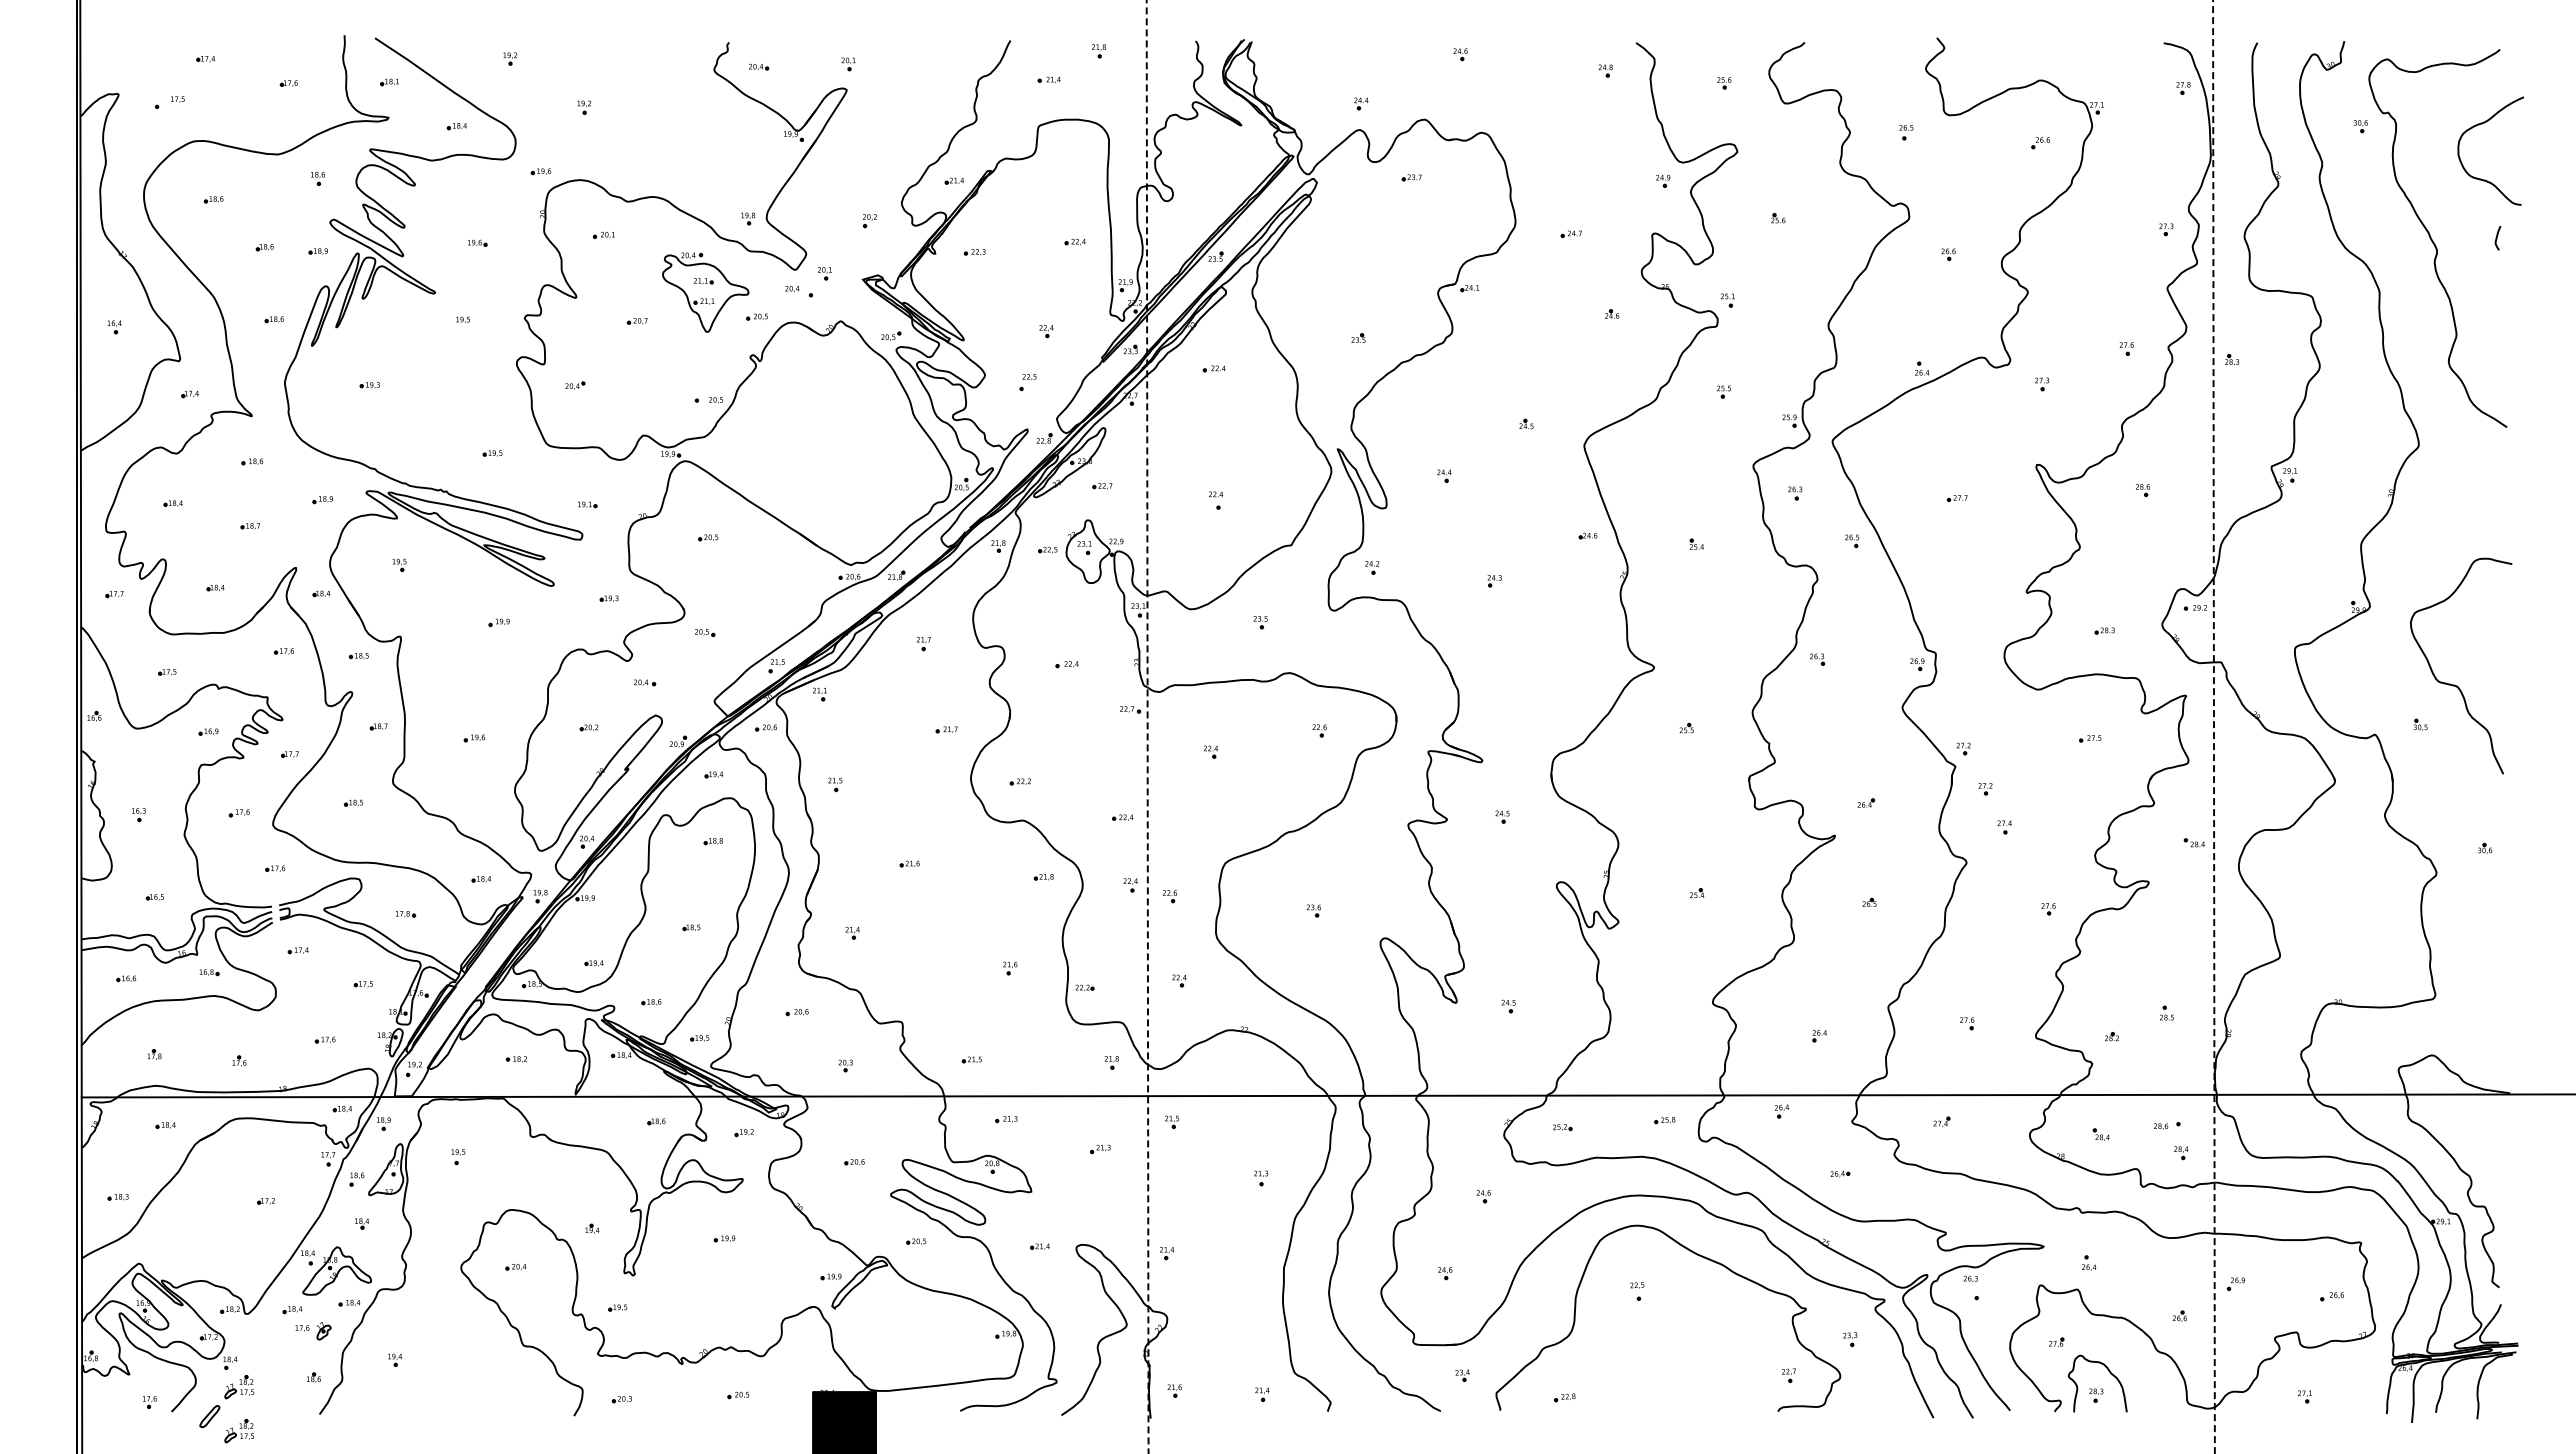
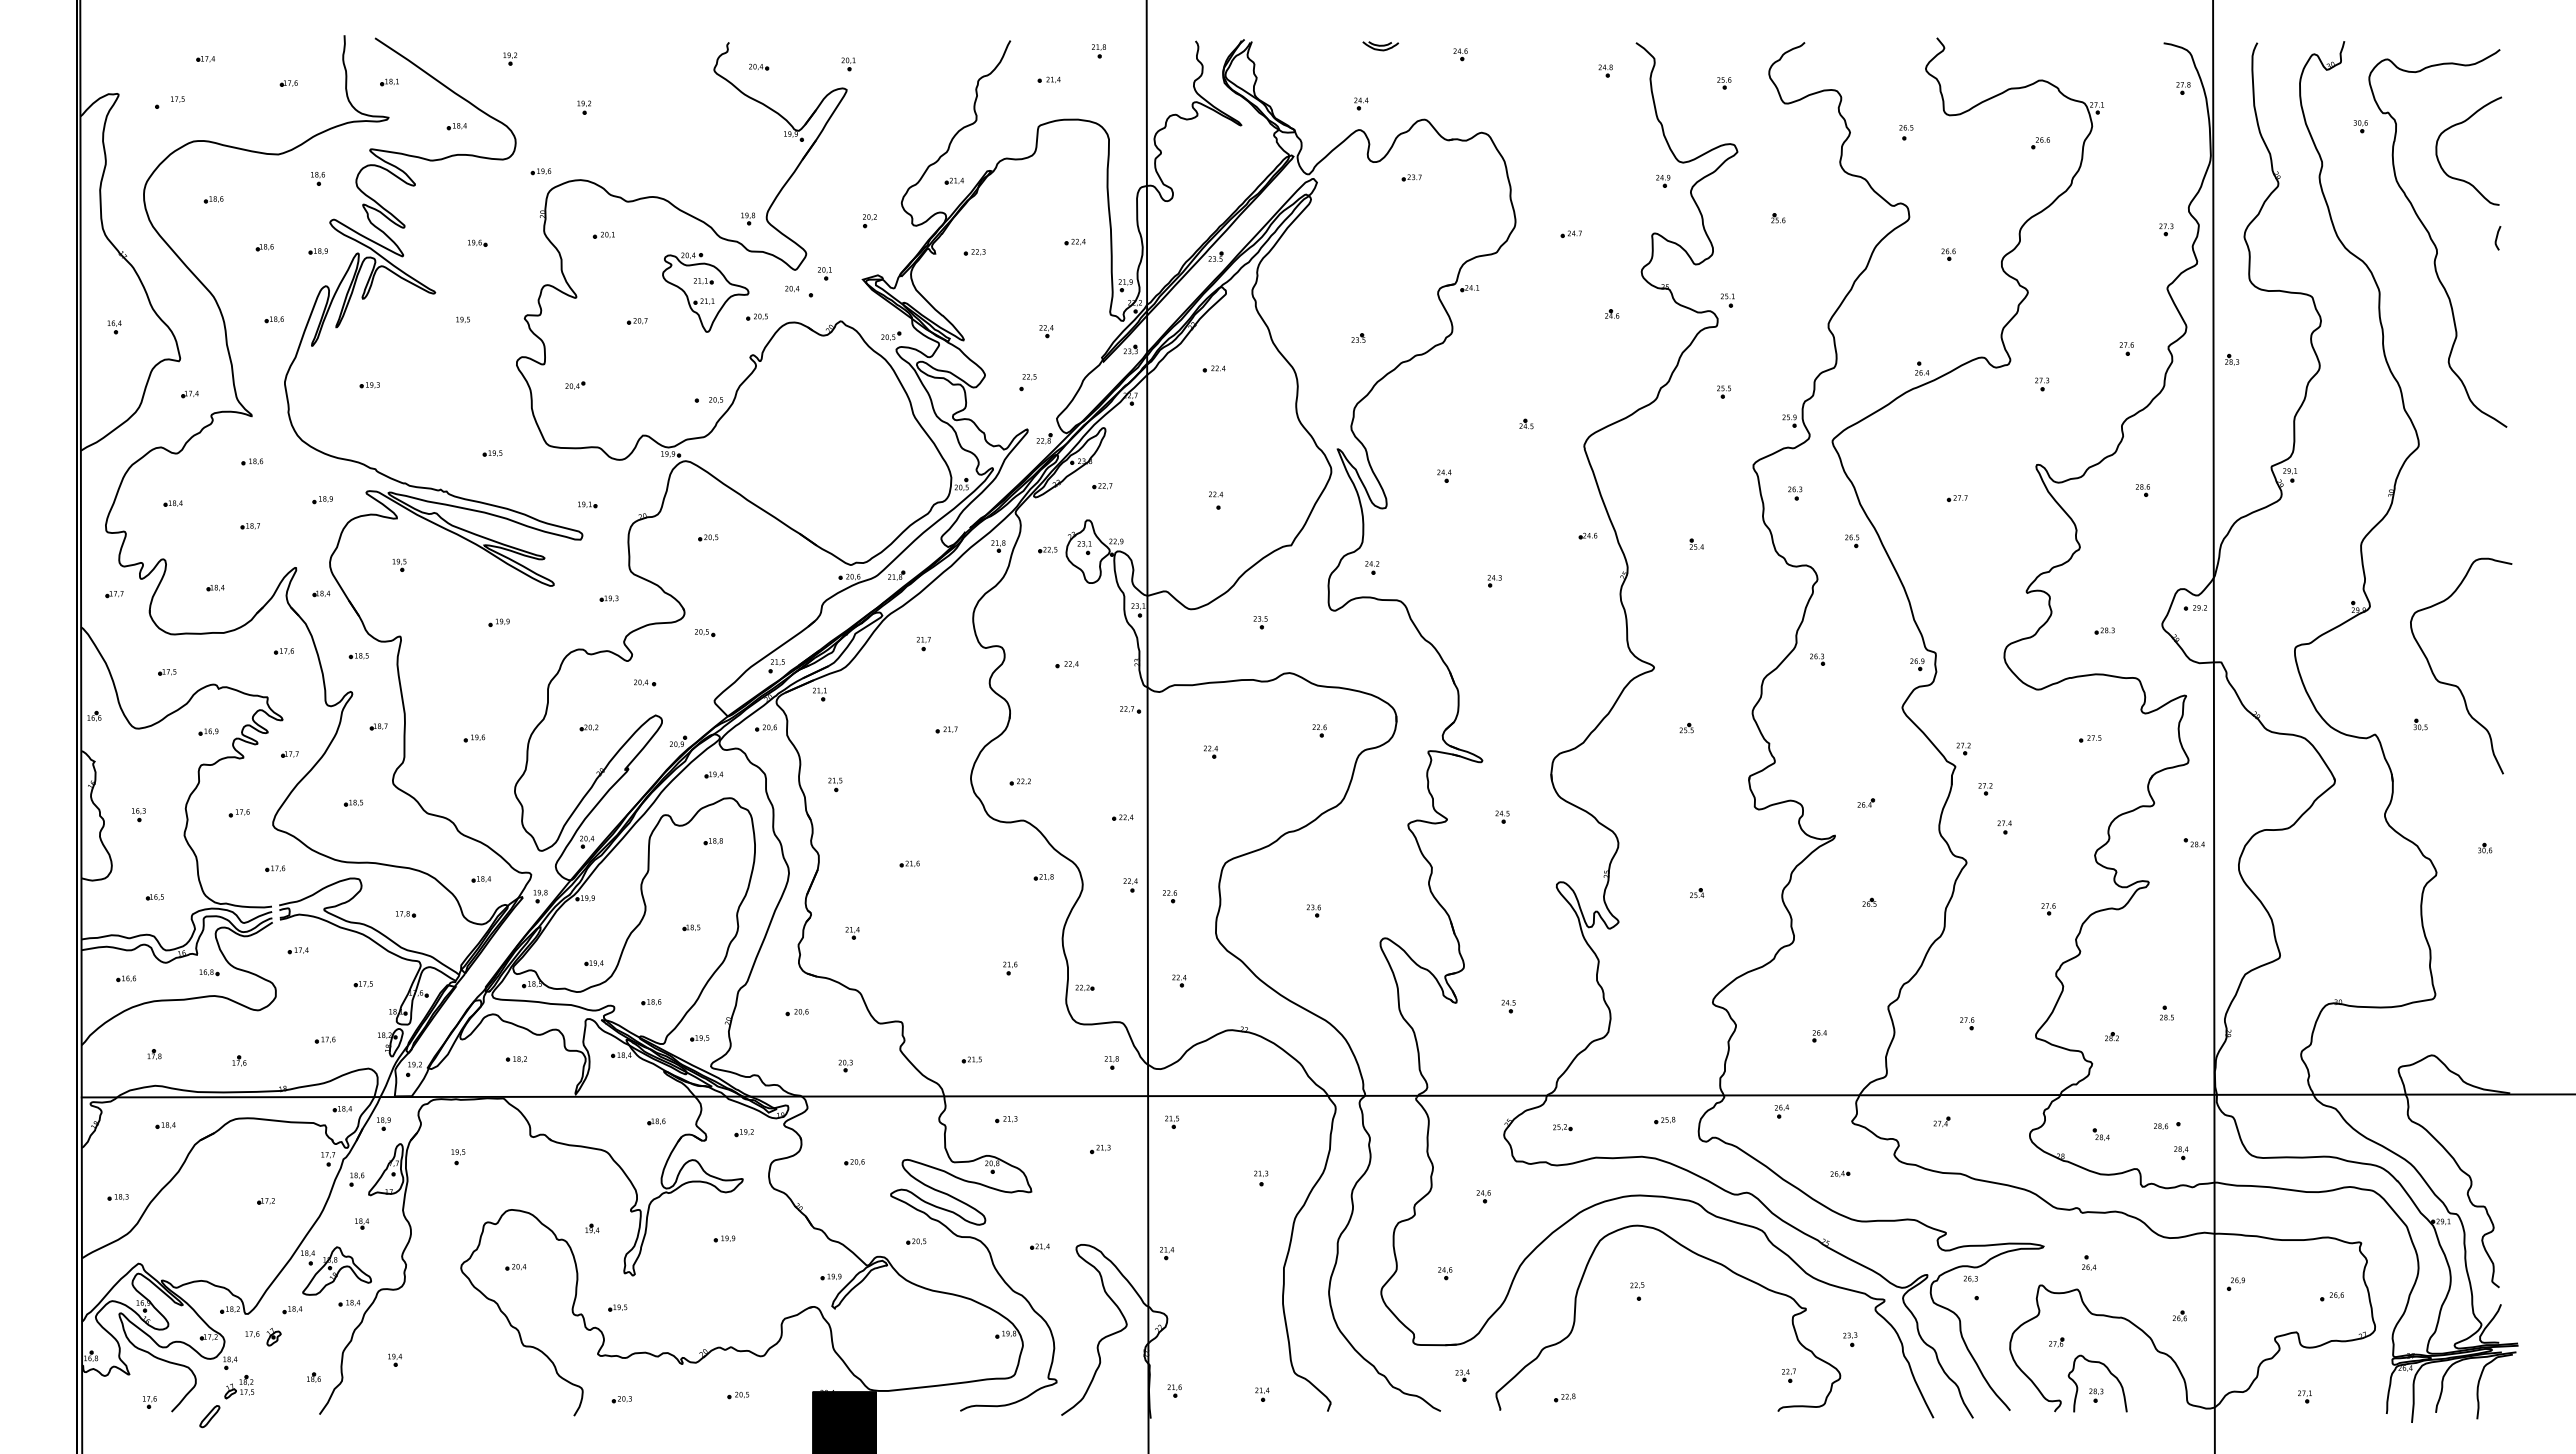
part: none -> present (1380, 46)
curve position: (2482, 124) -> (2460, 124) (2460, 124)
line: dashed -> solid (1147, 726)
line: dashed -> solid (2213, 727)
part position: (313, 1331) -> (263, 1337) (263, 1337)
part: present -> none (239, 1430)
